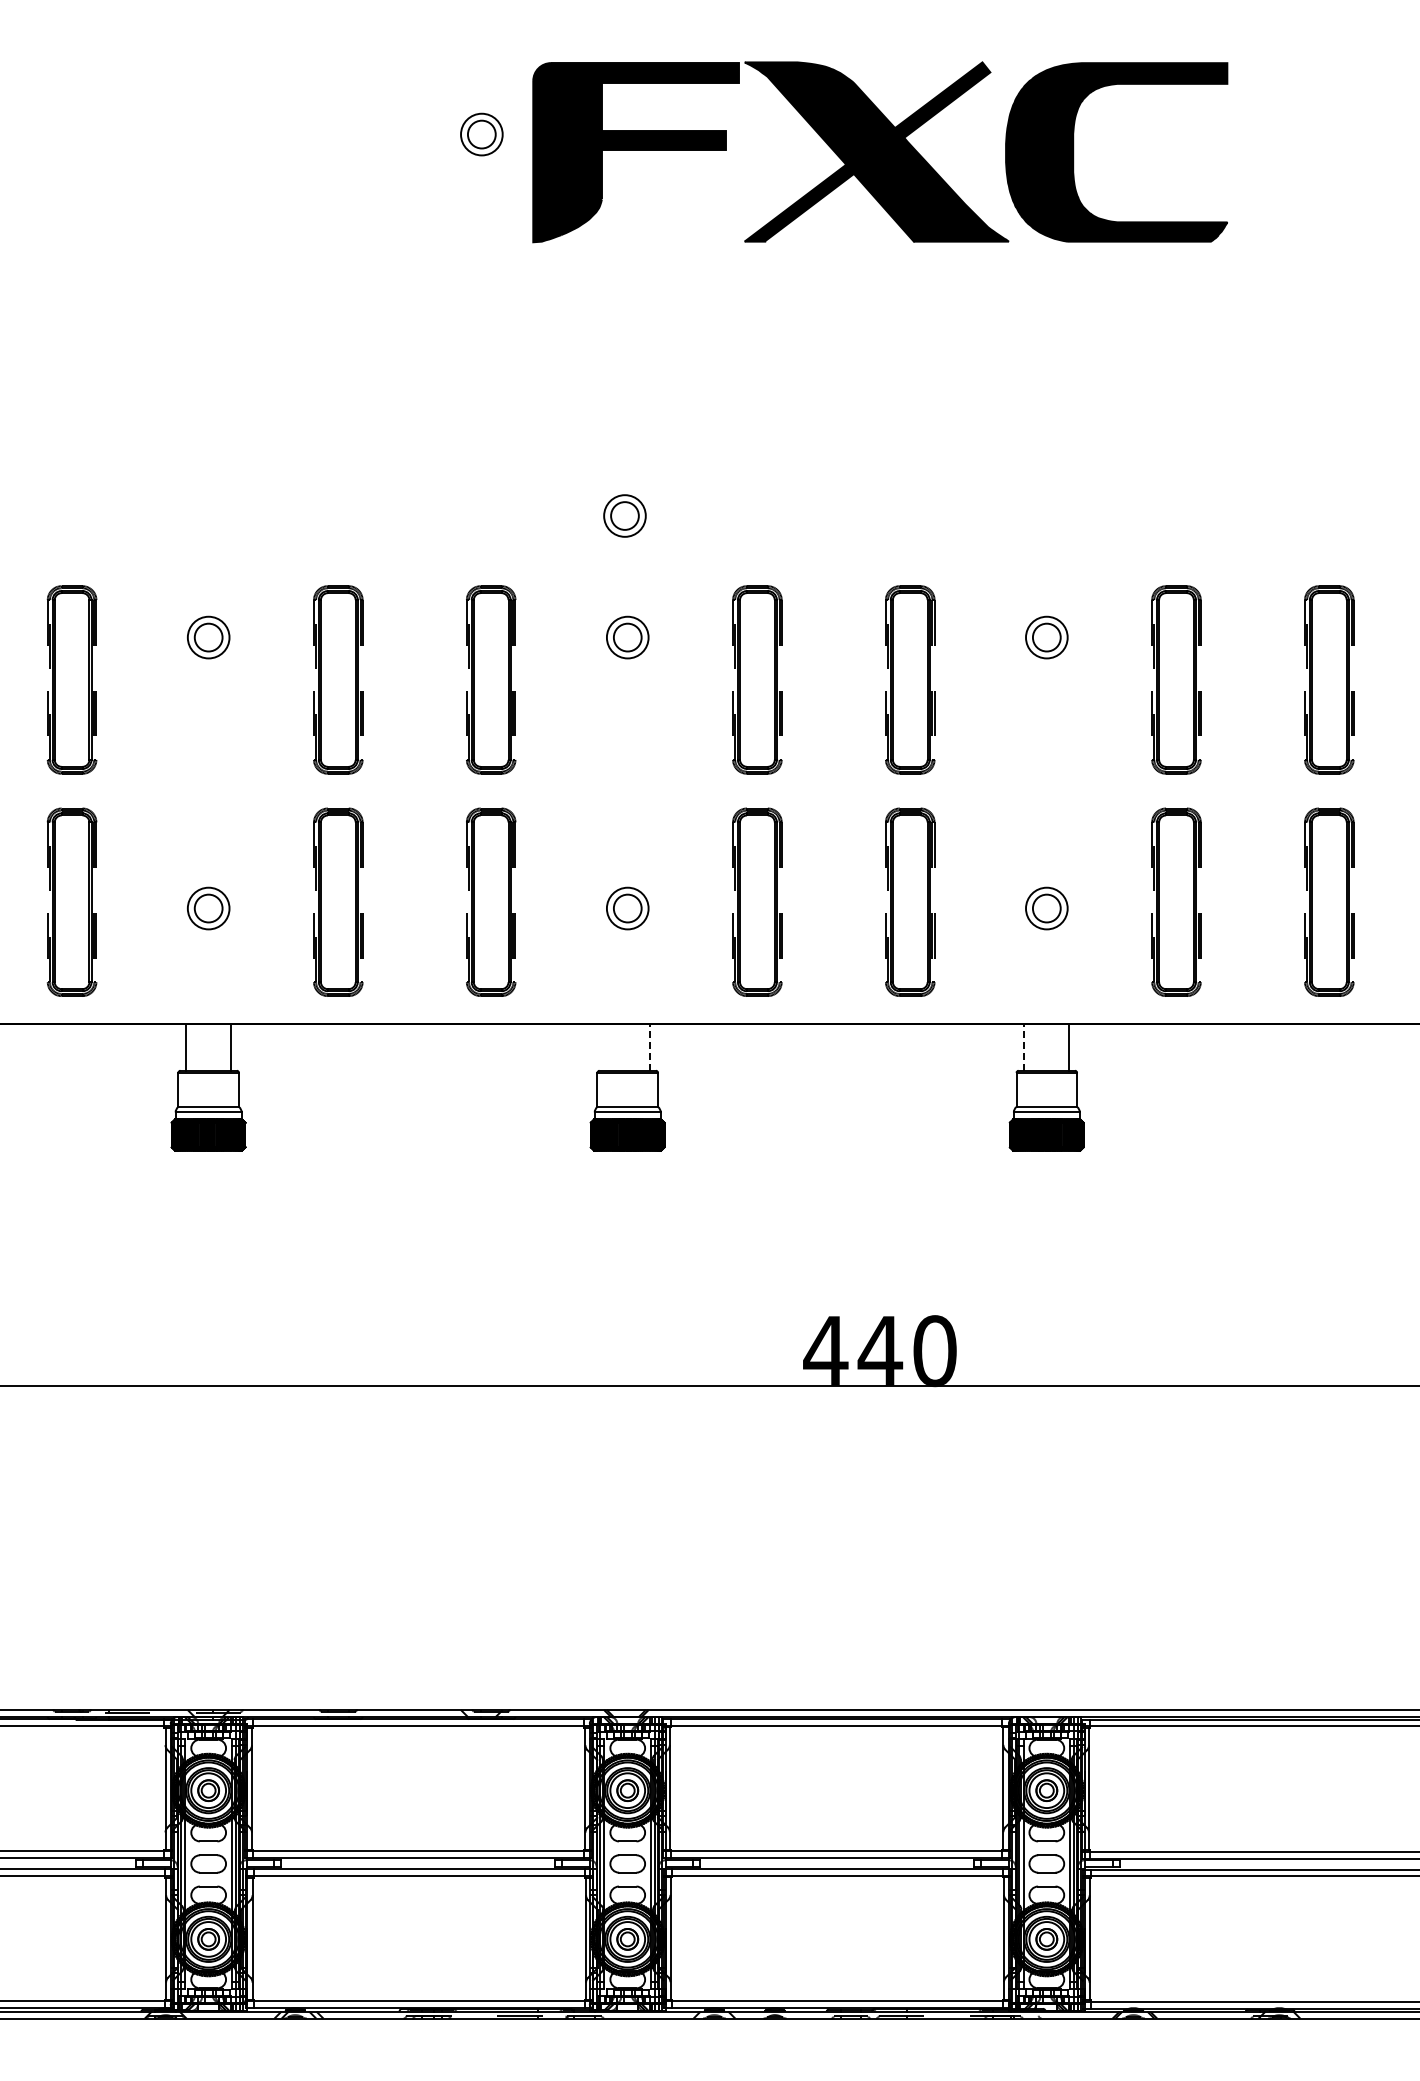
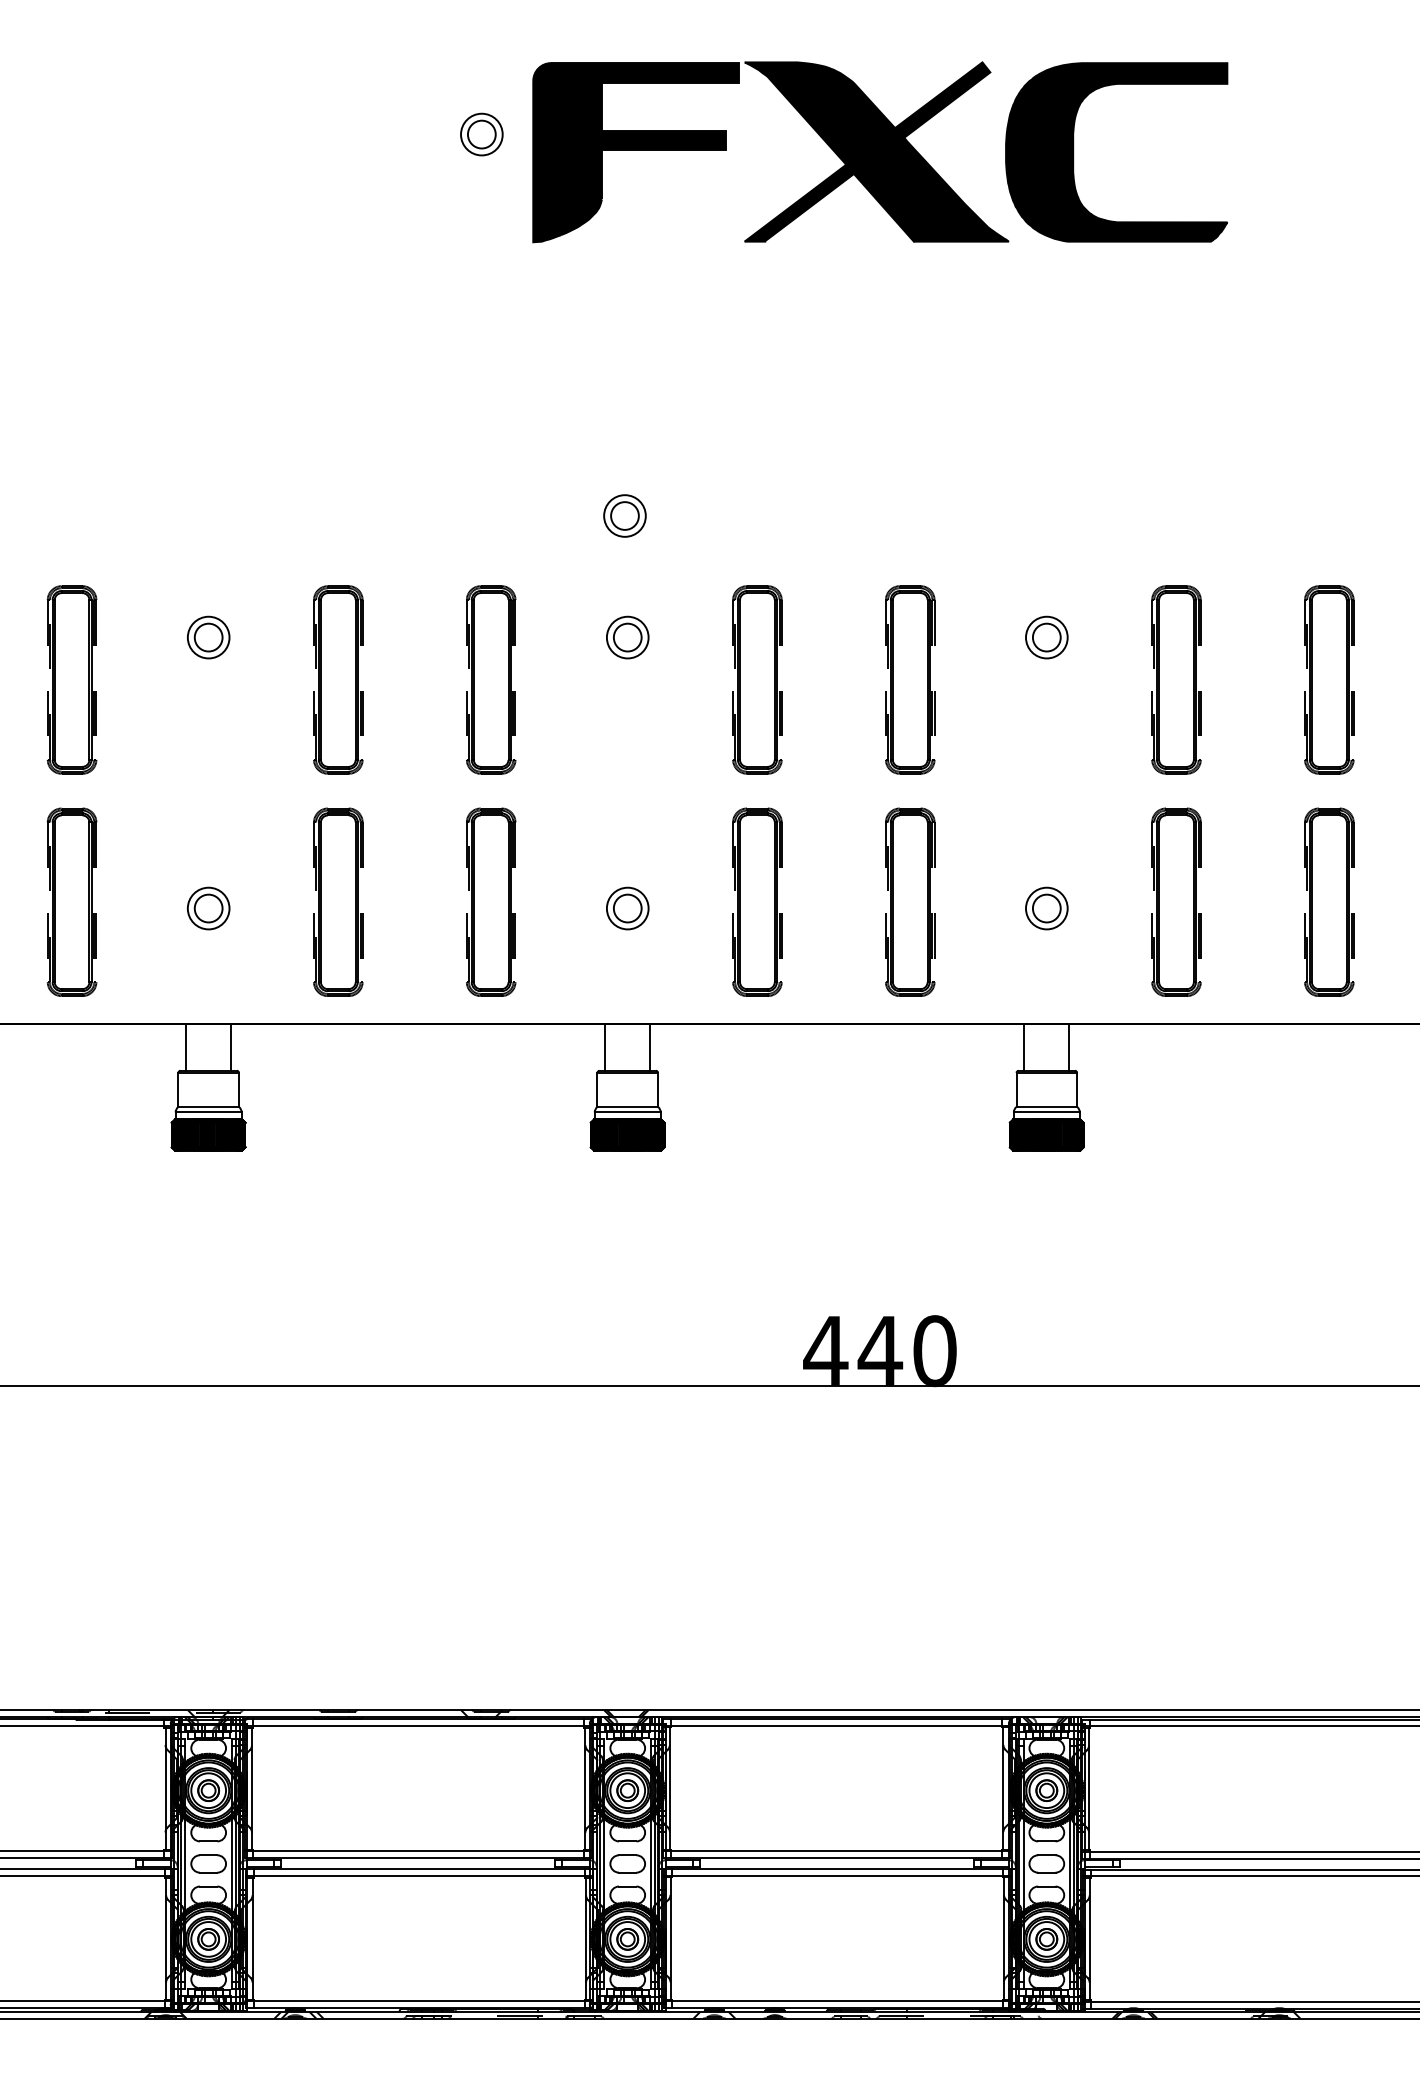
line: none -> present (605, 1046)
line: dashed -> solid (650, 1046)
line: dashed -> solid (1024, 1046)
